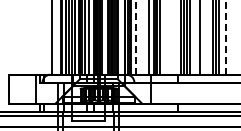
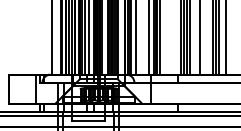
line: dashed -> solid (136, 37)
line: dashed -> solid (225, 37)
